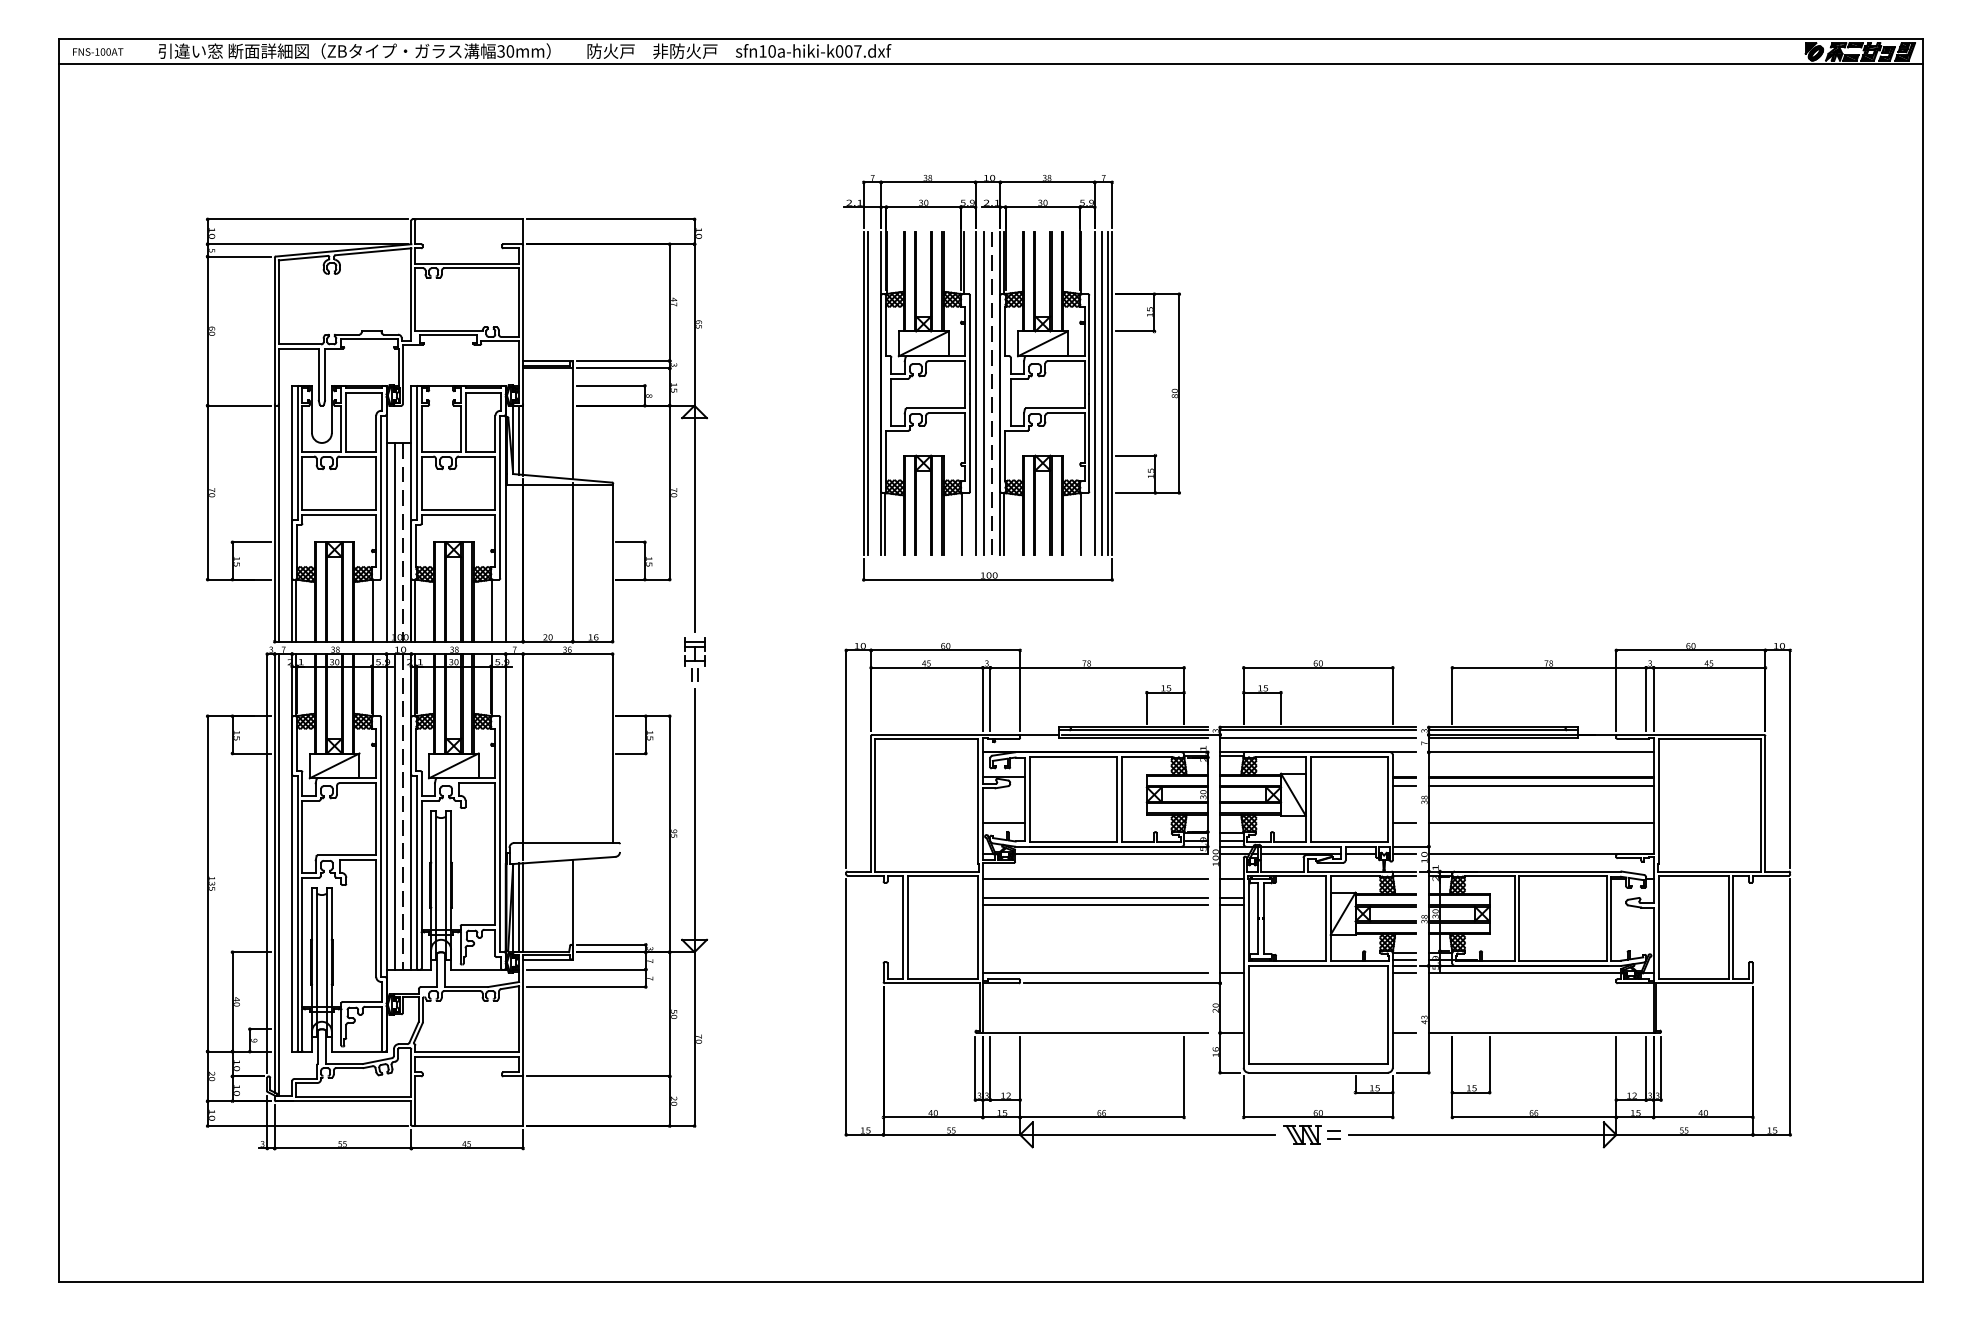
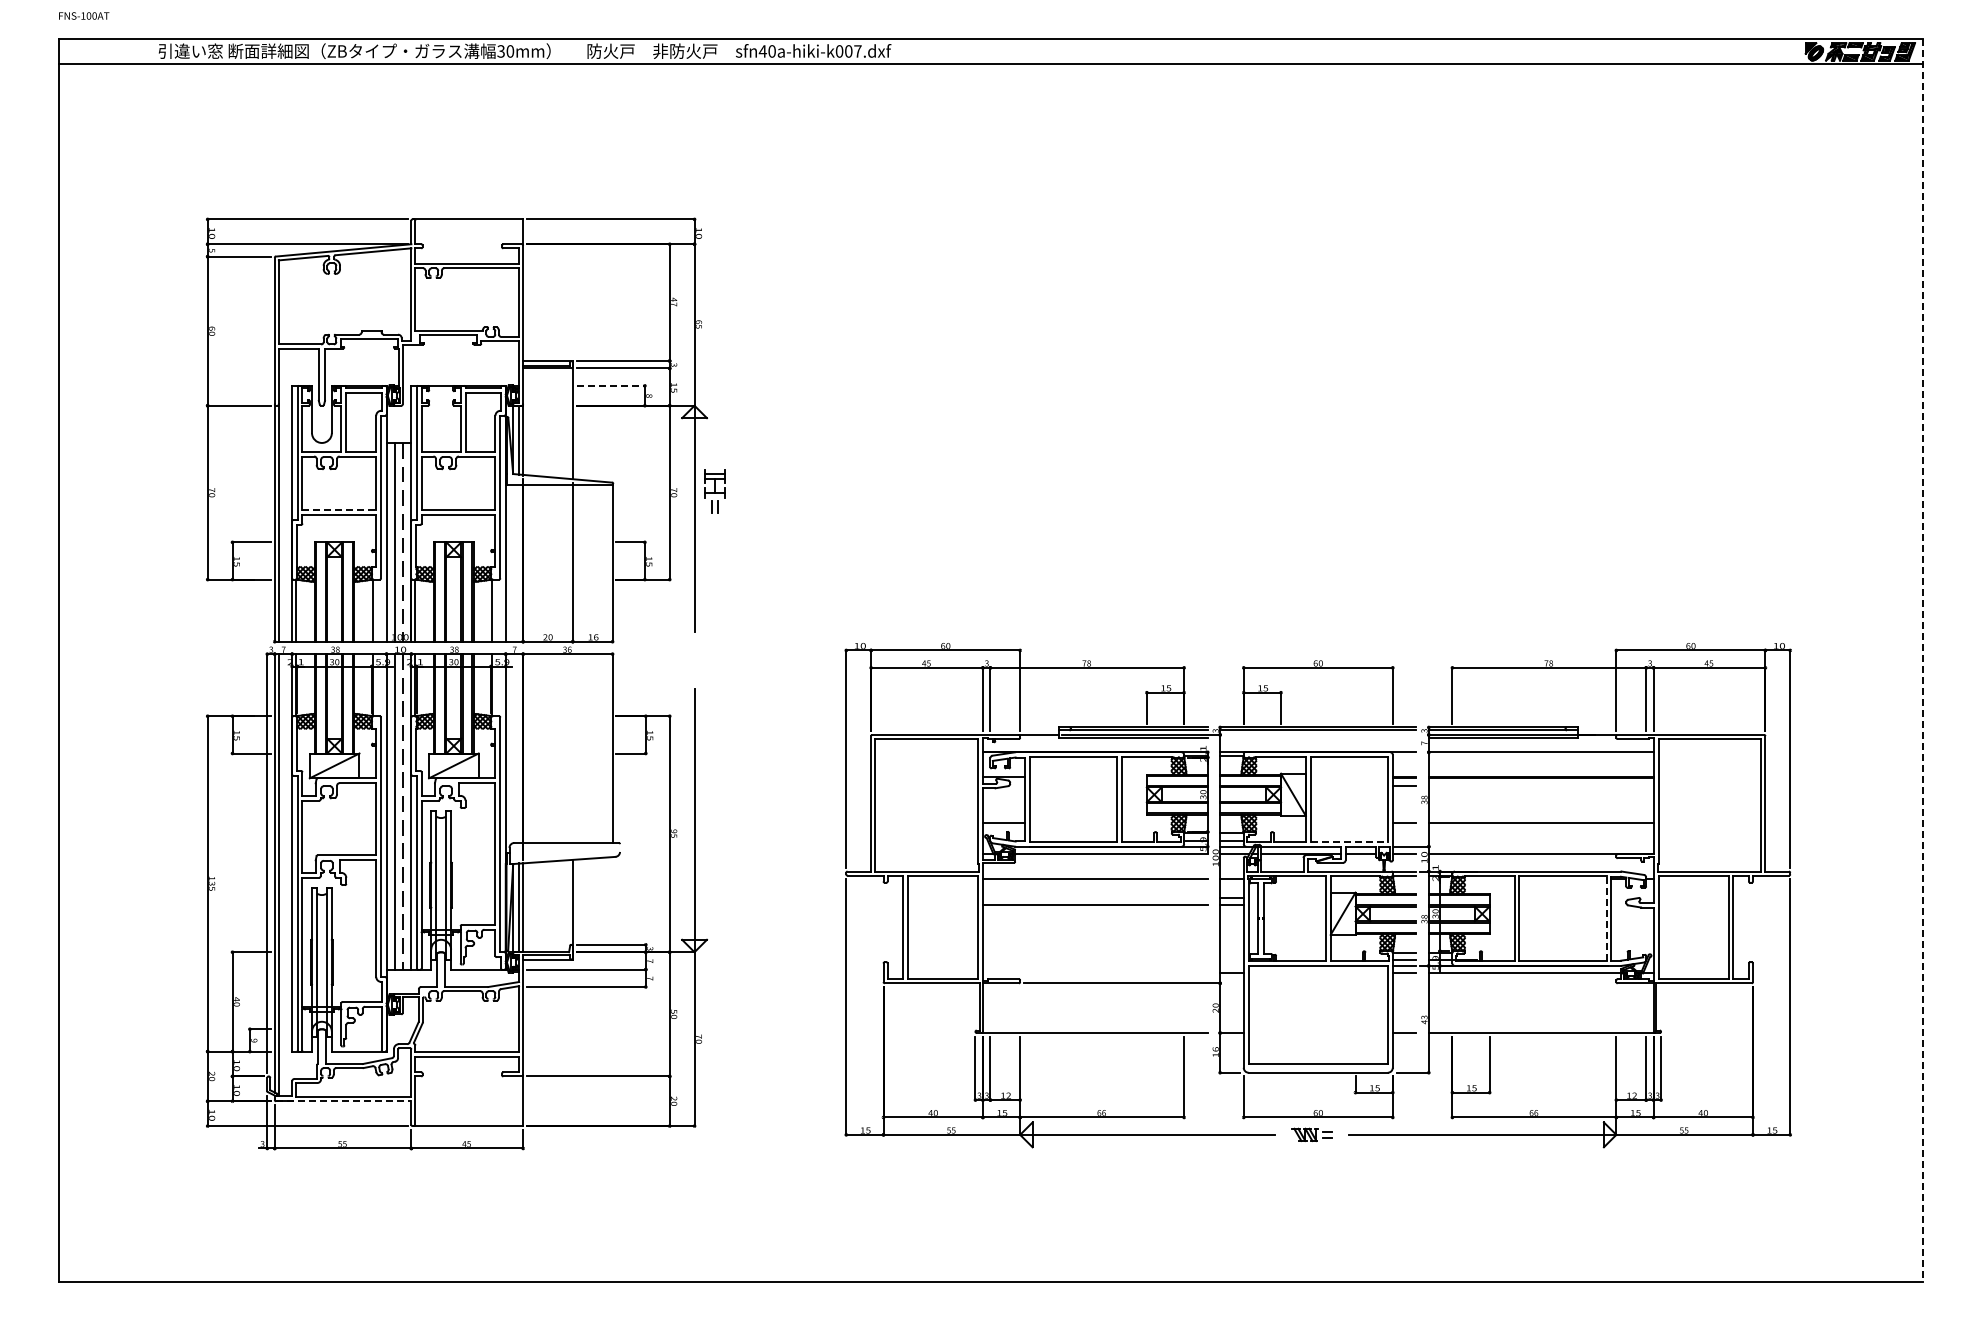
text position: (98, 51) -> (84, 15) (84, 15)
text: sfn10a-hiki-k007.dxf -> sfn40a-hiki-k007.dxf (762, 51)
part: present -> none (1011, 377)
line: solid -> dashed (611, 385)
line: solid -> dashed (339, 510)
part position: (694, 659) -> (714, 491) (714, 491)
line: solid -> dashed (1922, 660)
line: present -> none (1318, 737)
line: present -> none (1540, 785)
line: solid -> dashed (1349, 841)
line: present -> none (1094, 897)
line: solid -> dashed (1606, 918)
line: present -> none (1094, 973)
line: solid -> dashed (343, 1101)
part size: 58x20 px -> 42x15 px (1311, 1134)
